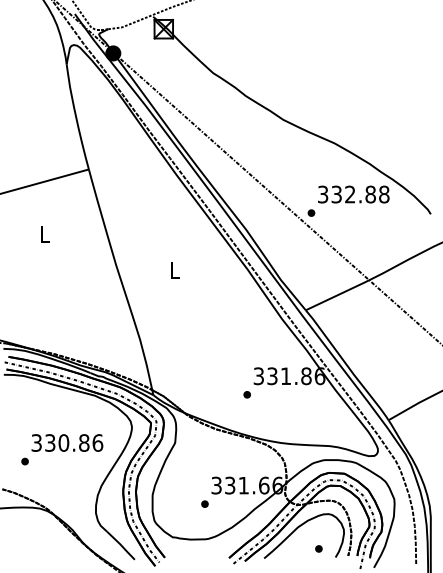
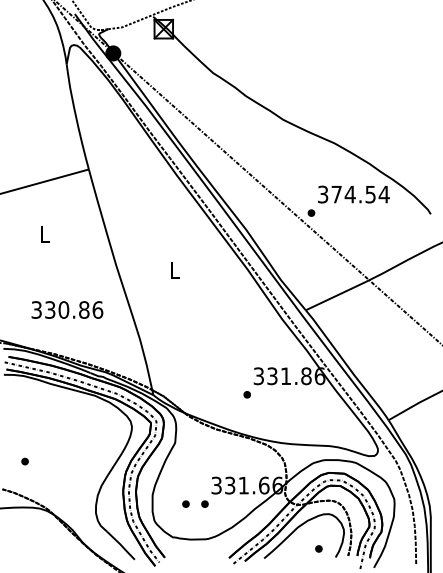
text: 332.88 -> 374.54 (360, 194)
text position: (67, 442) -> (67, 309) (67, 309)
part: none -> present (185, 503)
